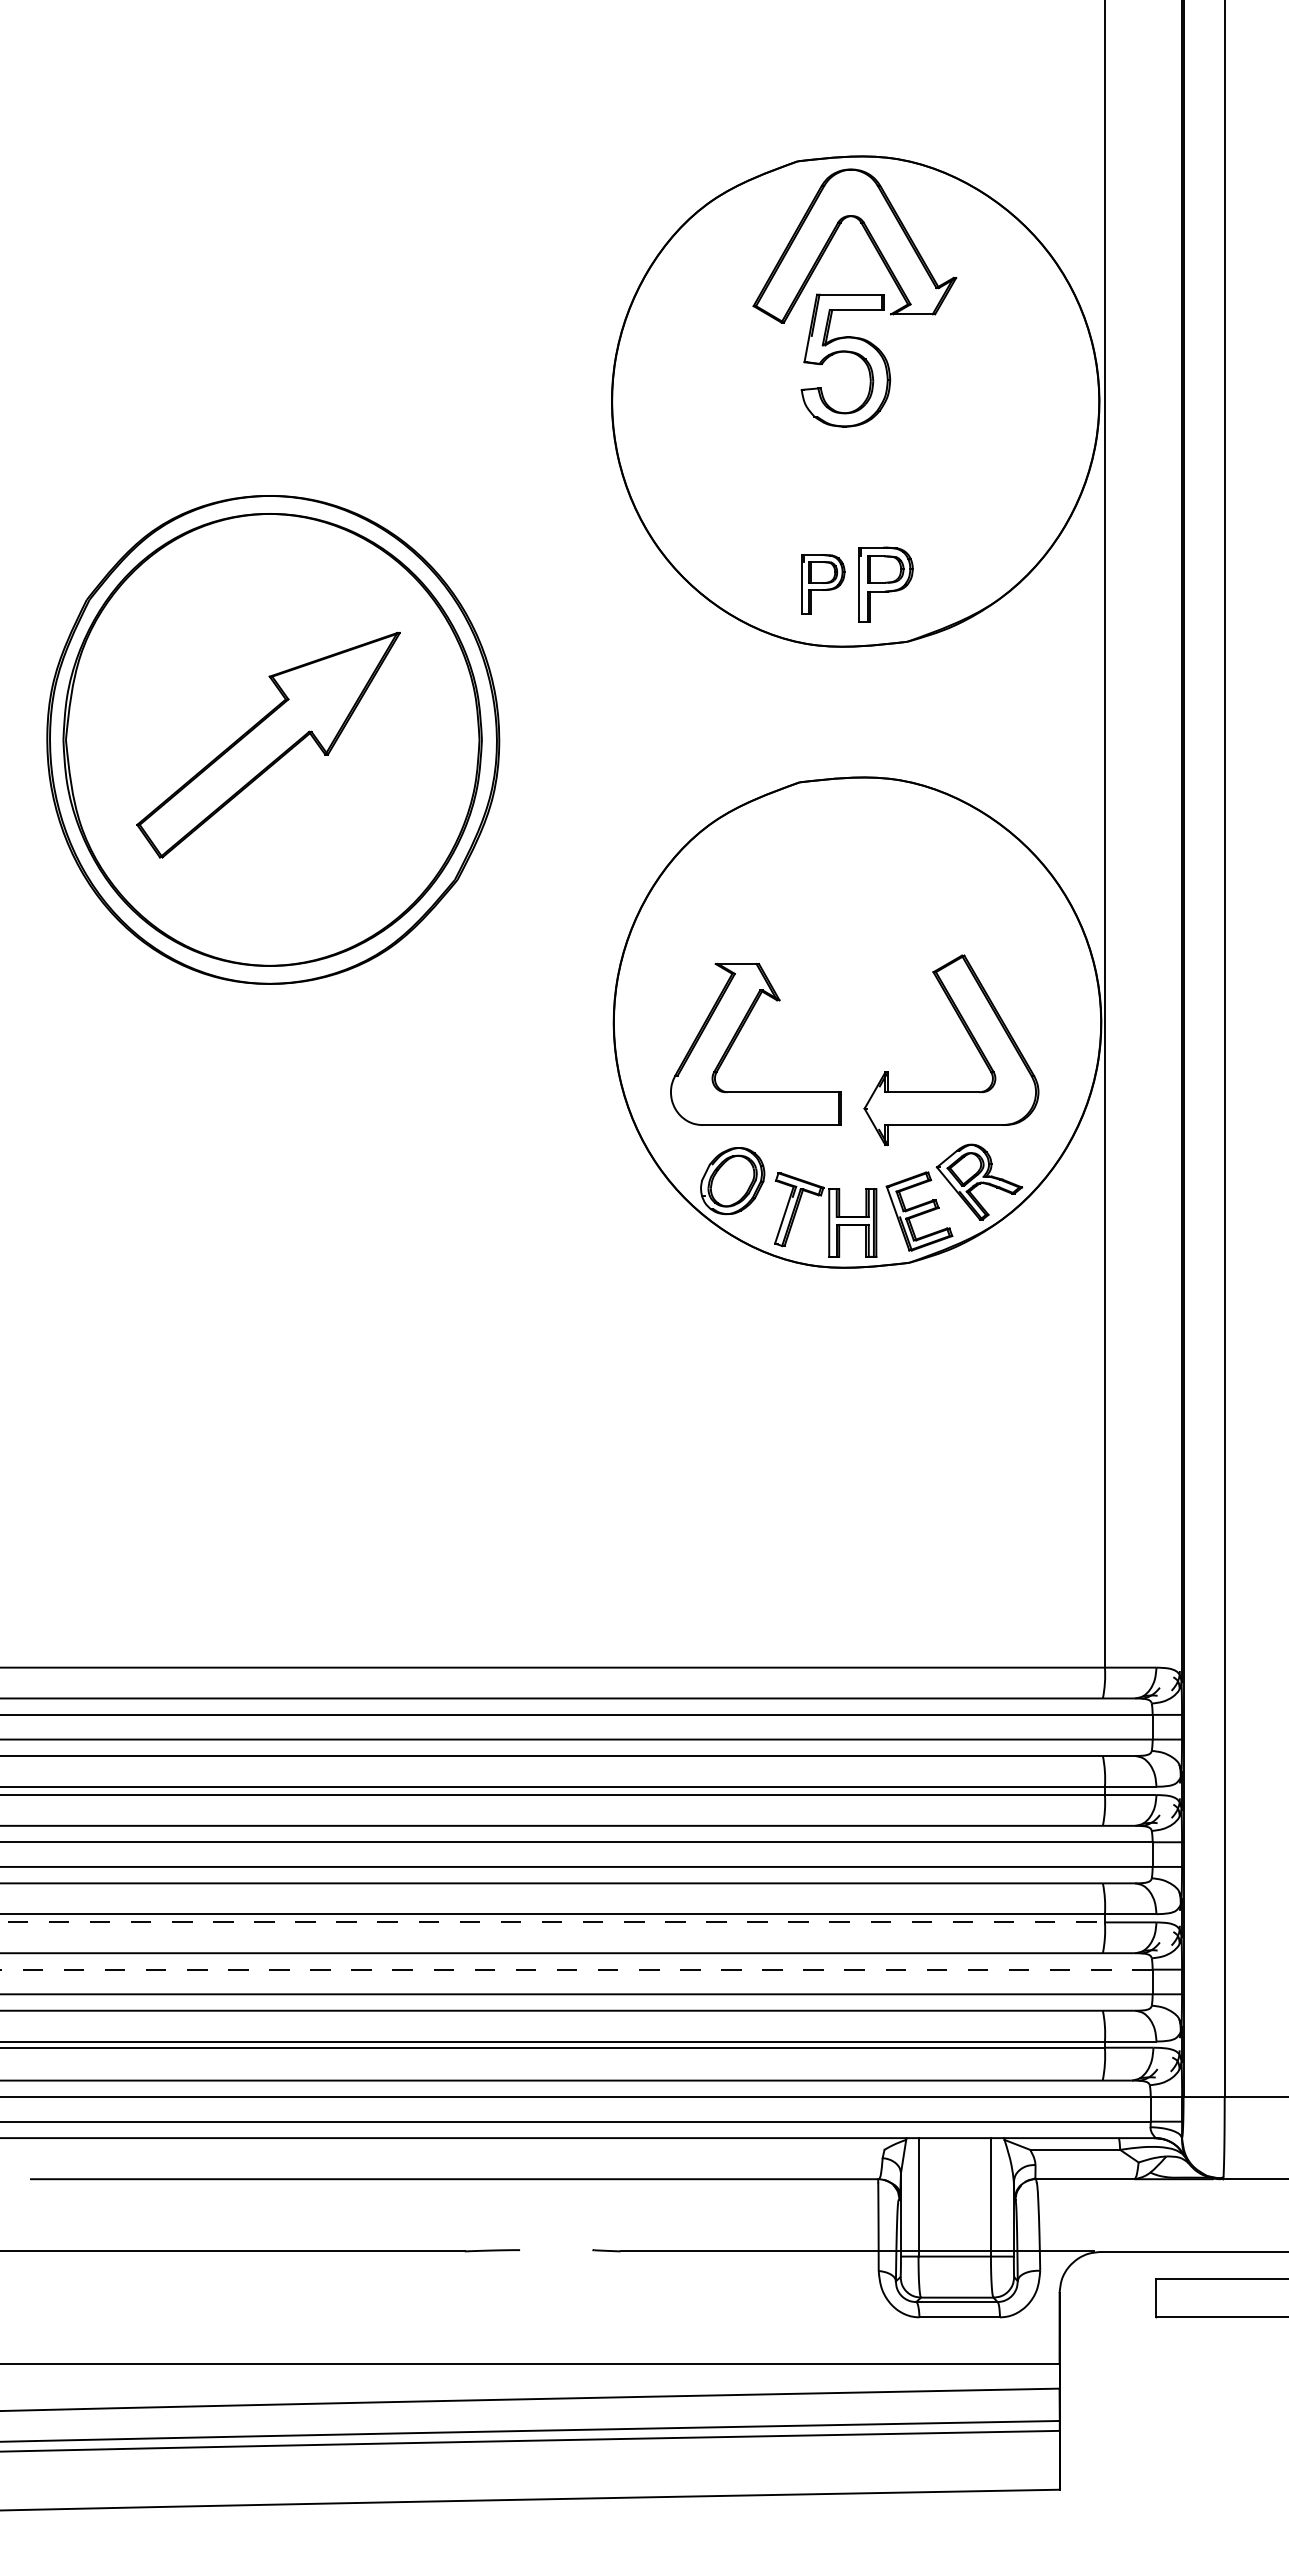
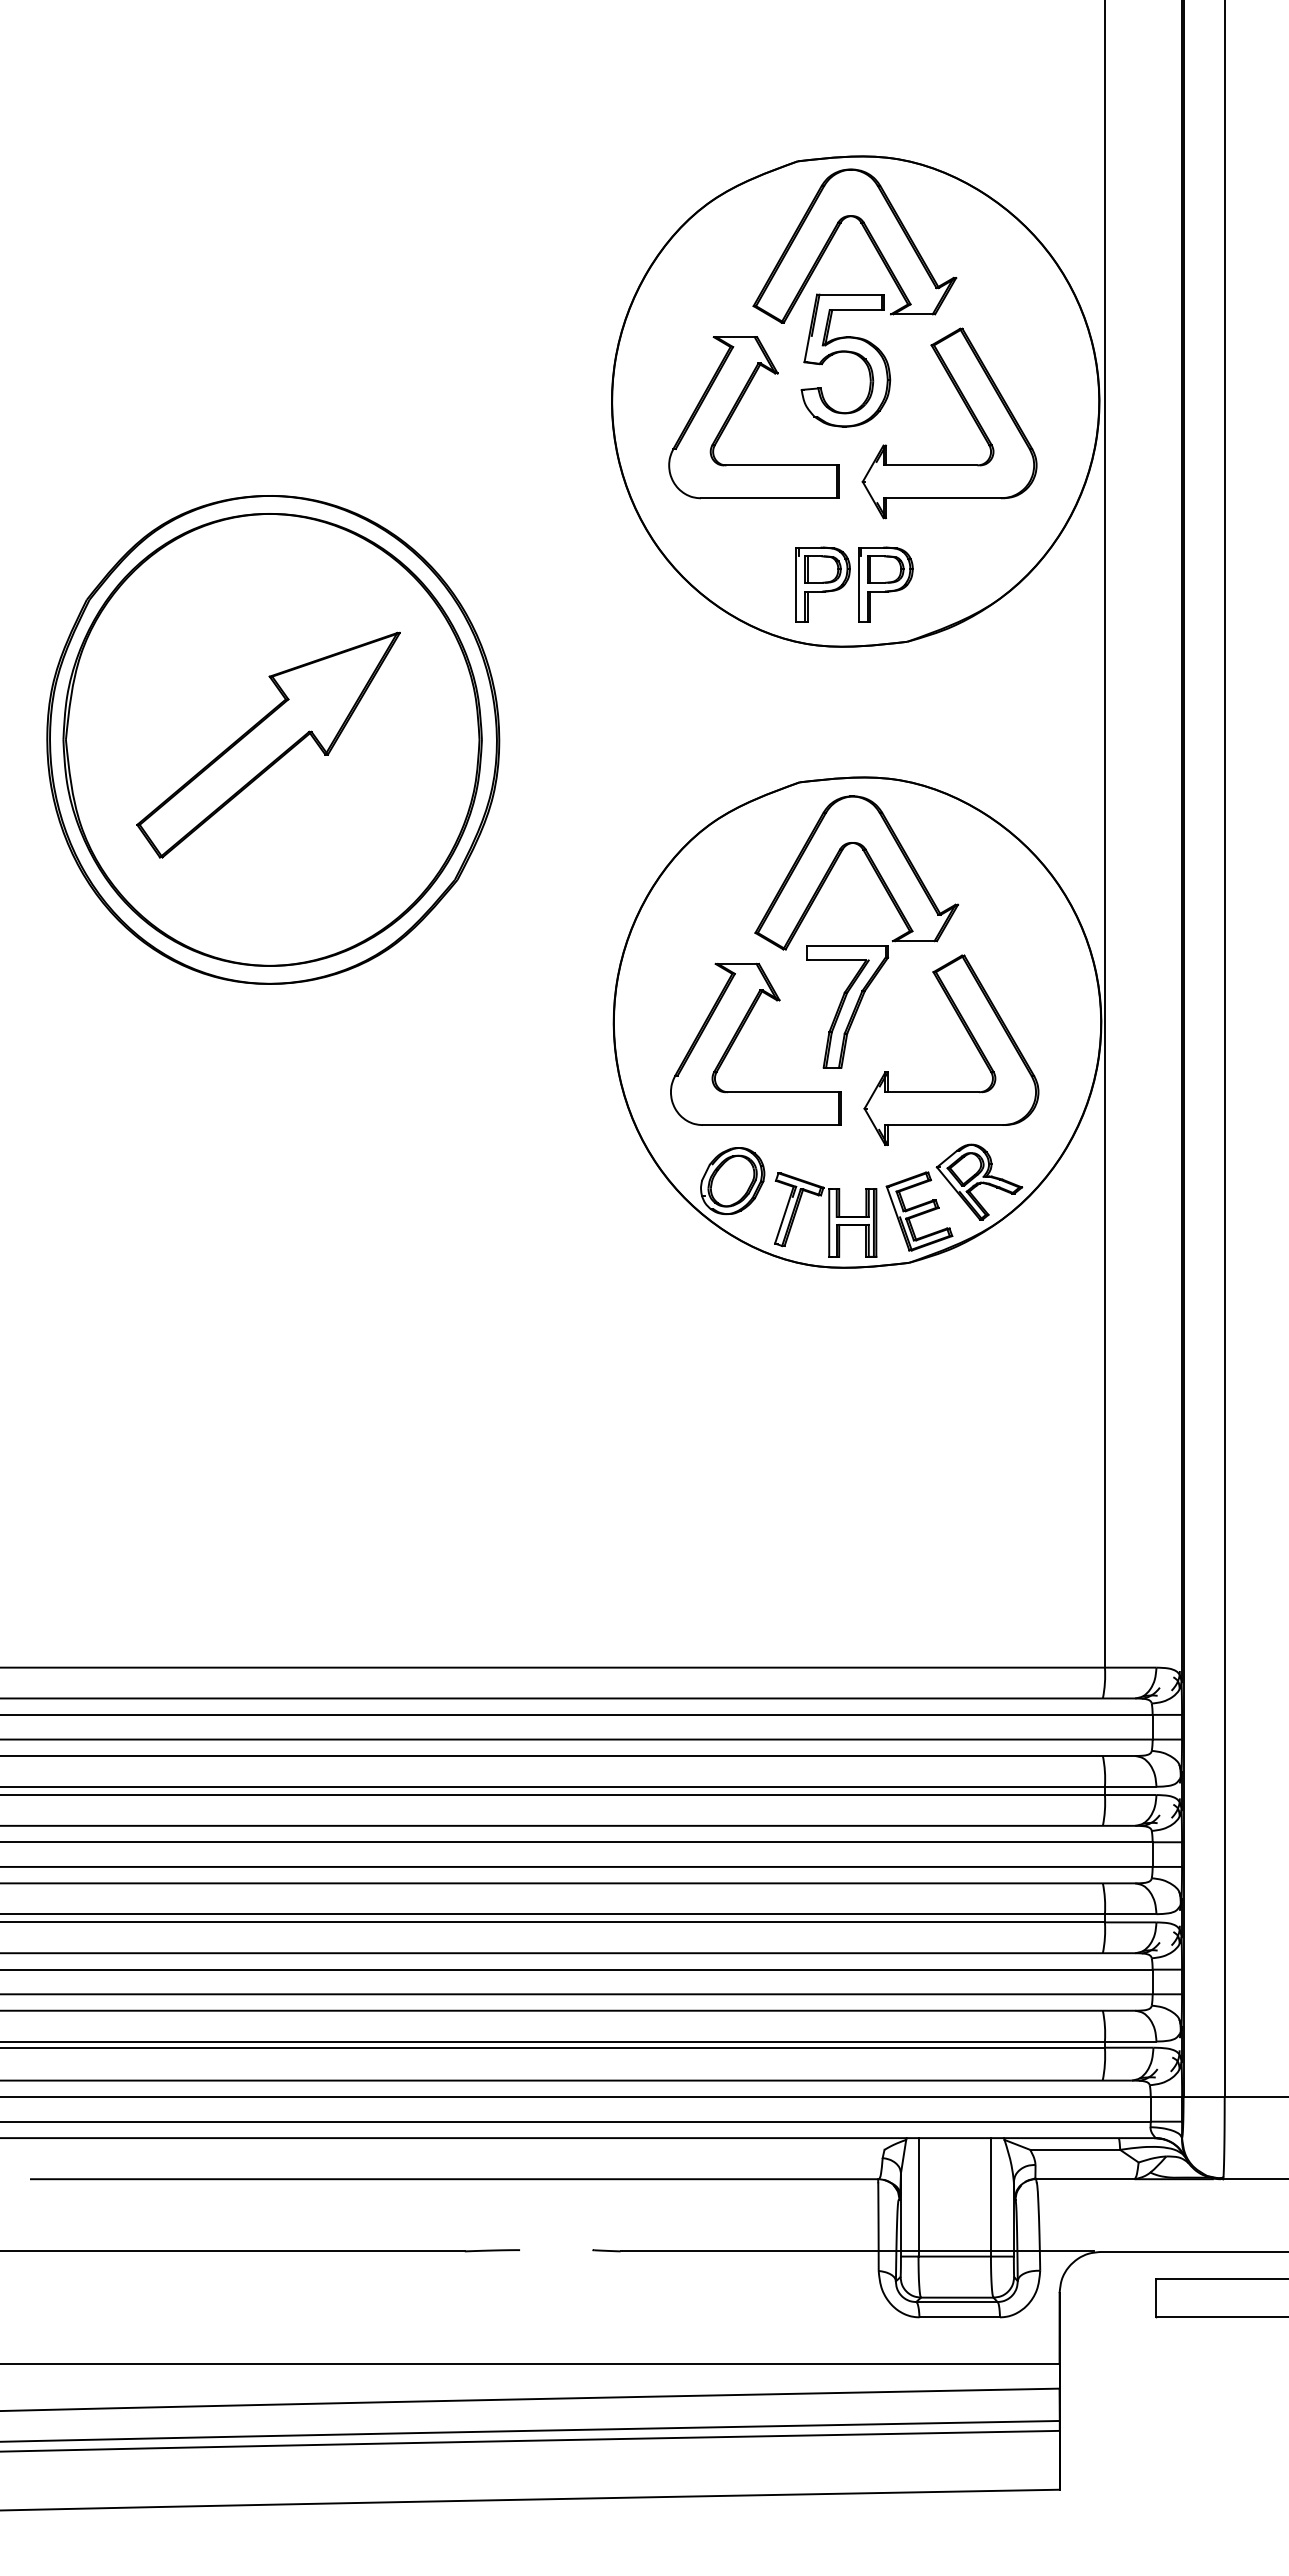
part: none -> present (737, 407)
part: none -> present (969, 413)
part size: 45x61 px -> 56x77 px (822, 584)
part: none -> present (856, 945)
line: dashed -> solid (553, 1922)
line: dashed -> solid (576, 1969)
